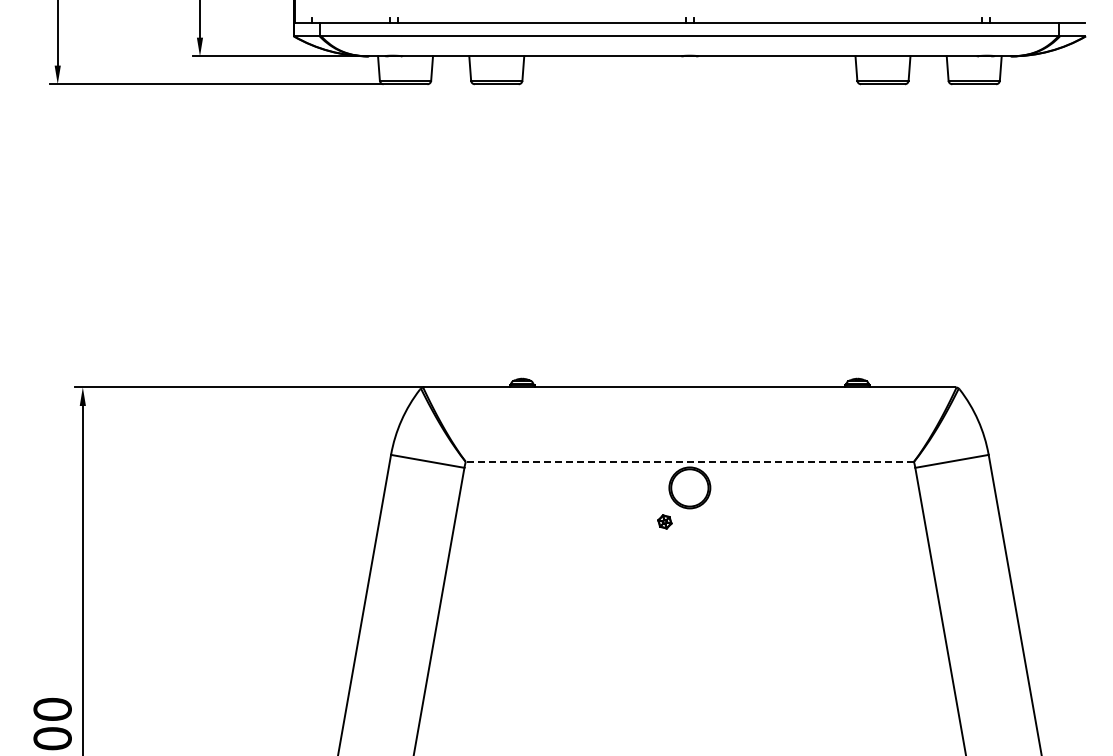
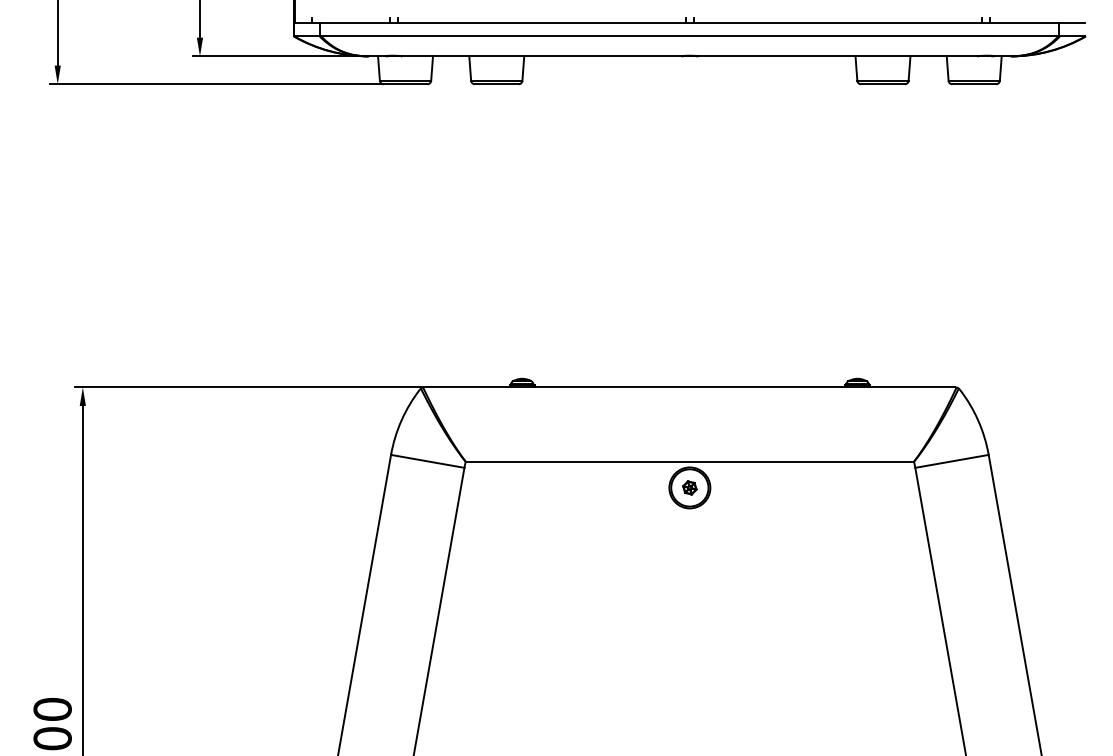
line: dashed -> solid (689, 461)
part position: (664, 521) -> (689, 487) (689, 487)
